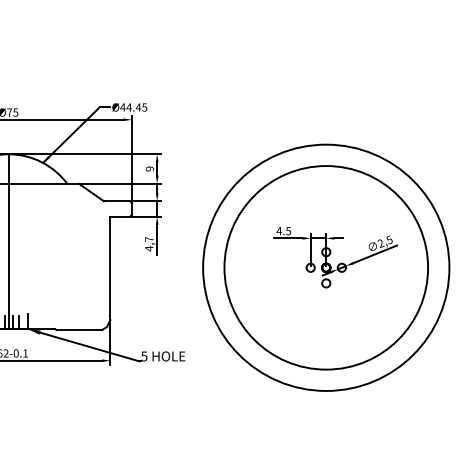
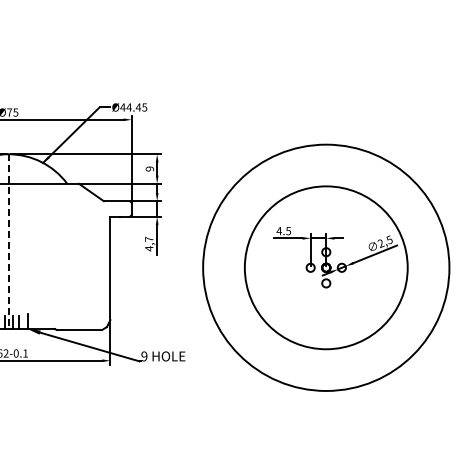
line: solid -> dashed (8, 242)
circle diameter: 204 px -> 163 px (325, 267)
text: 5 -> 9 (144, 356)
